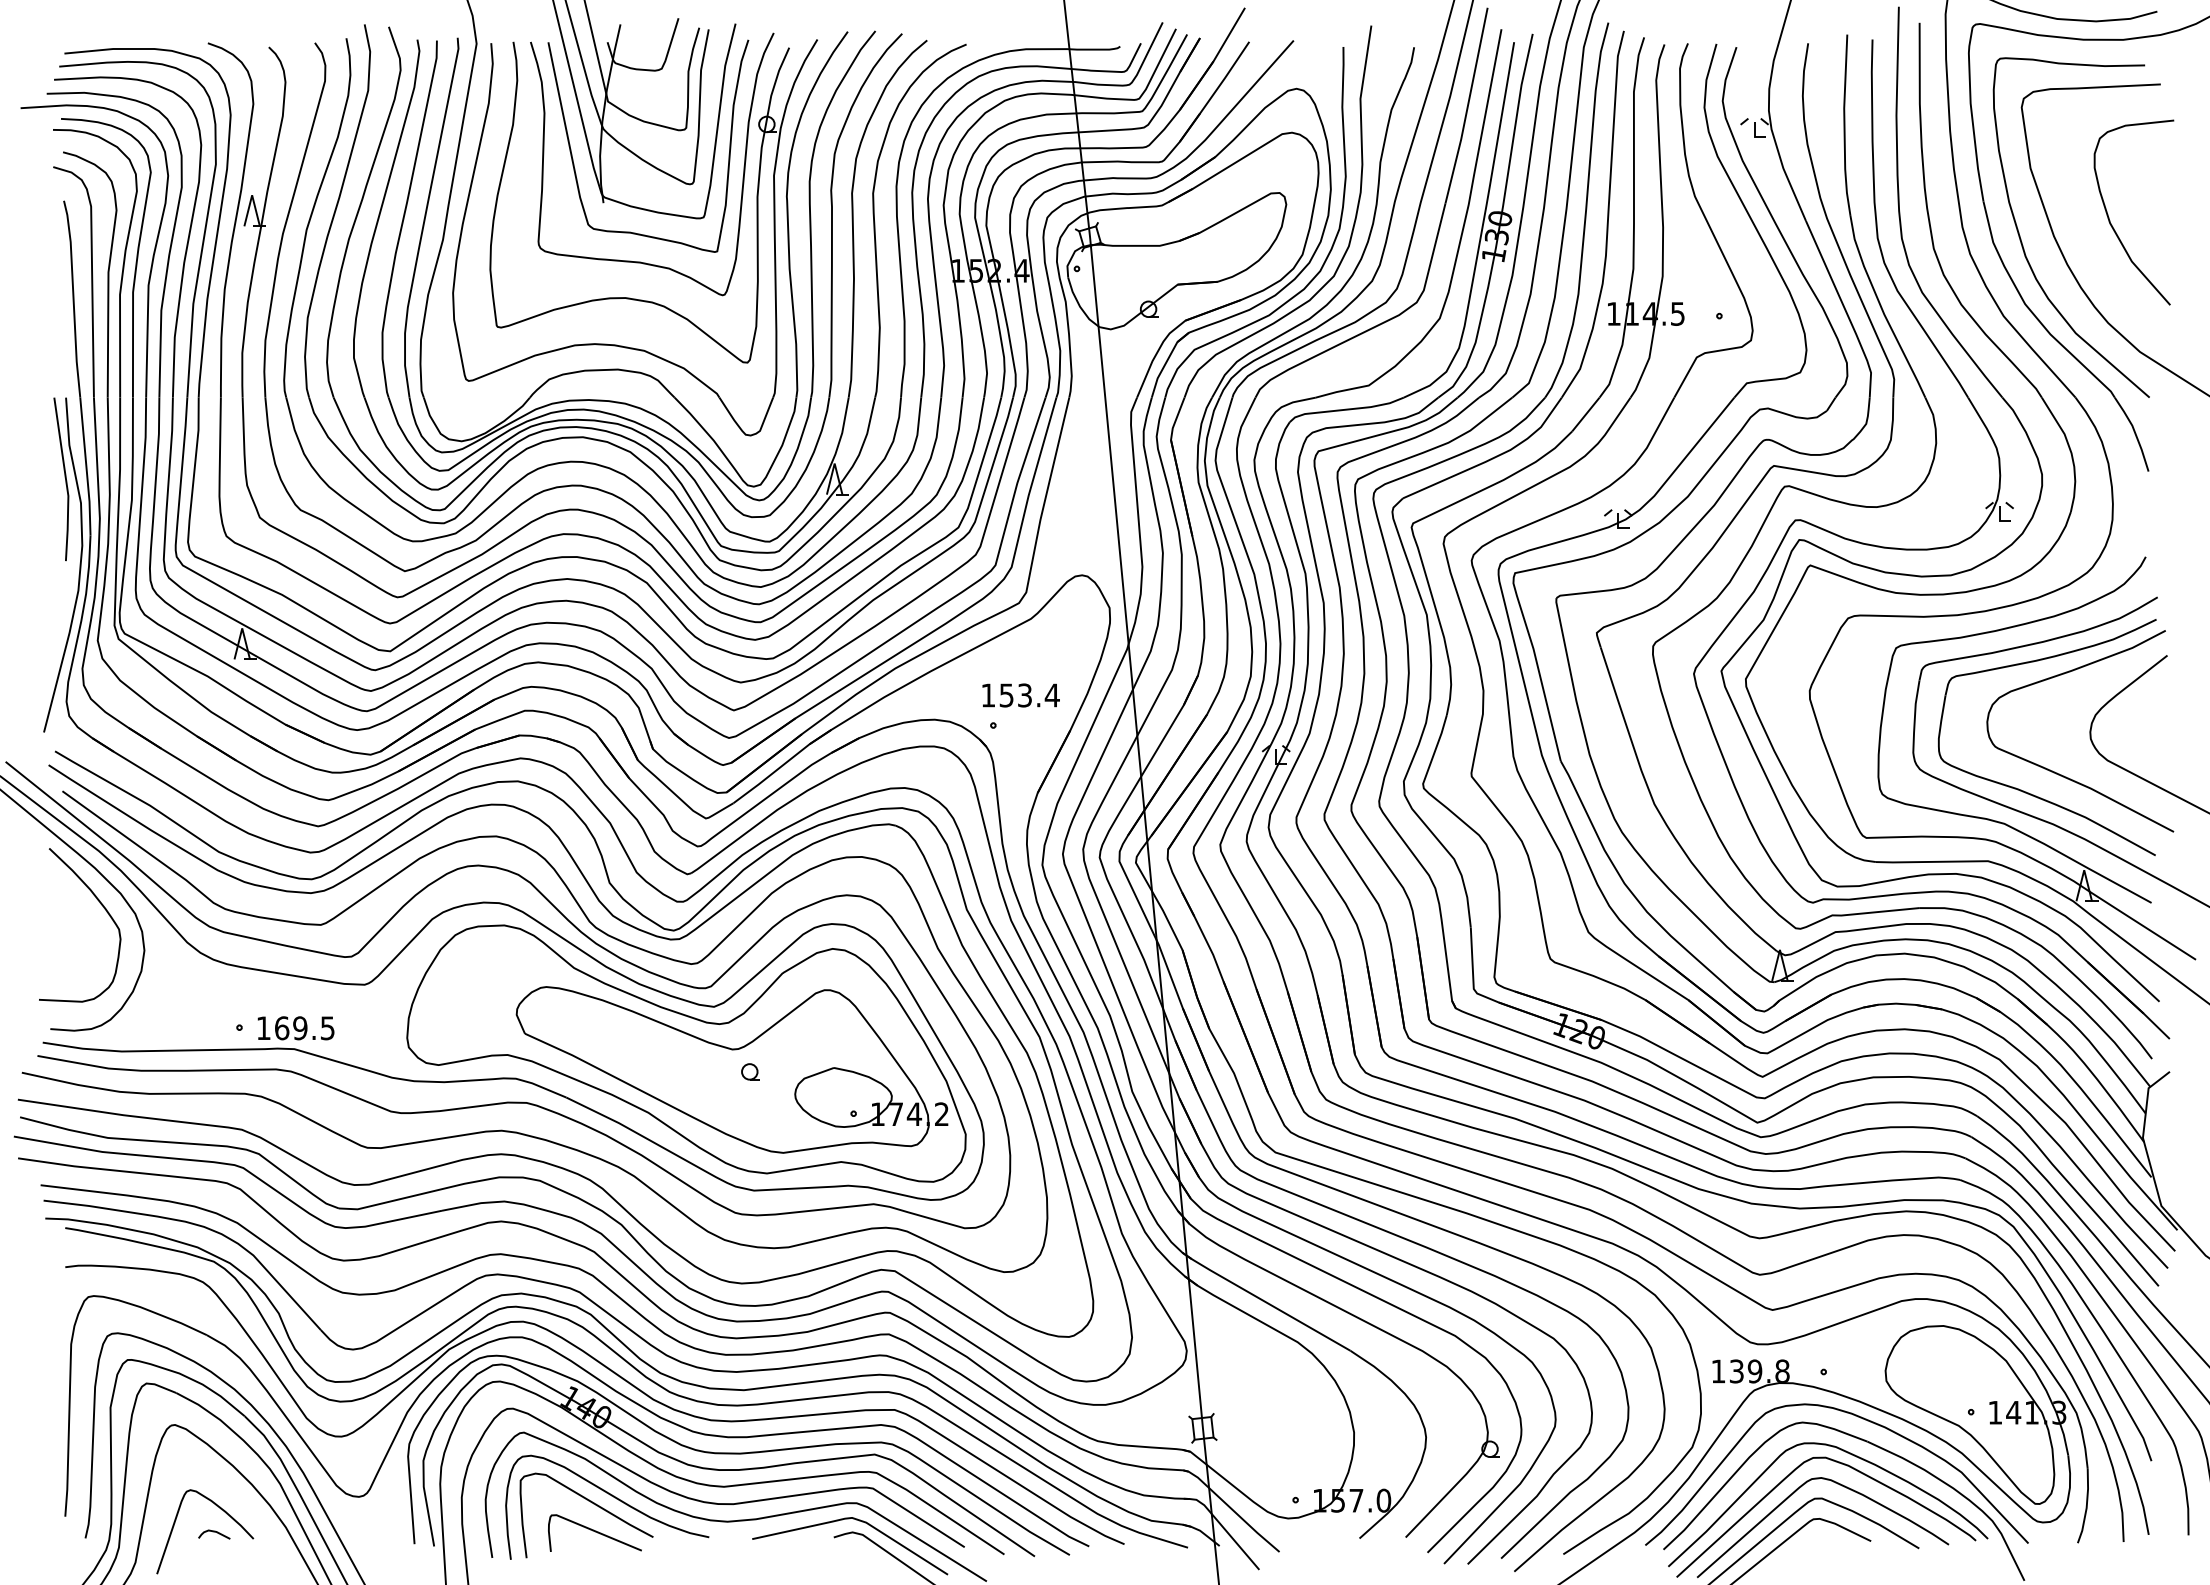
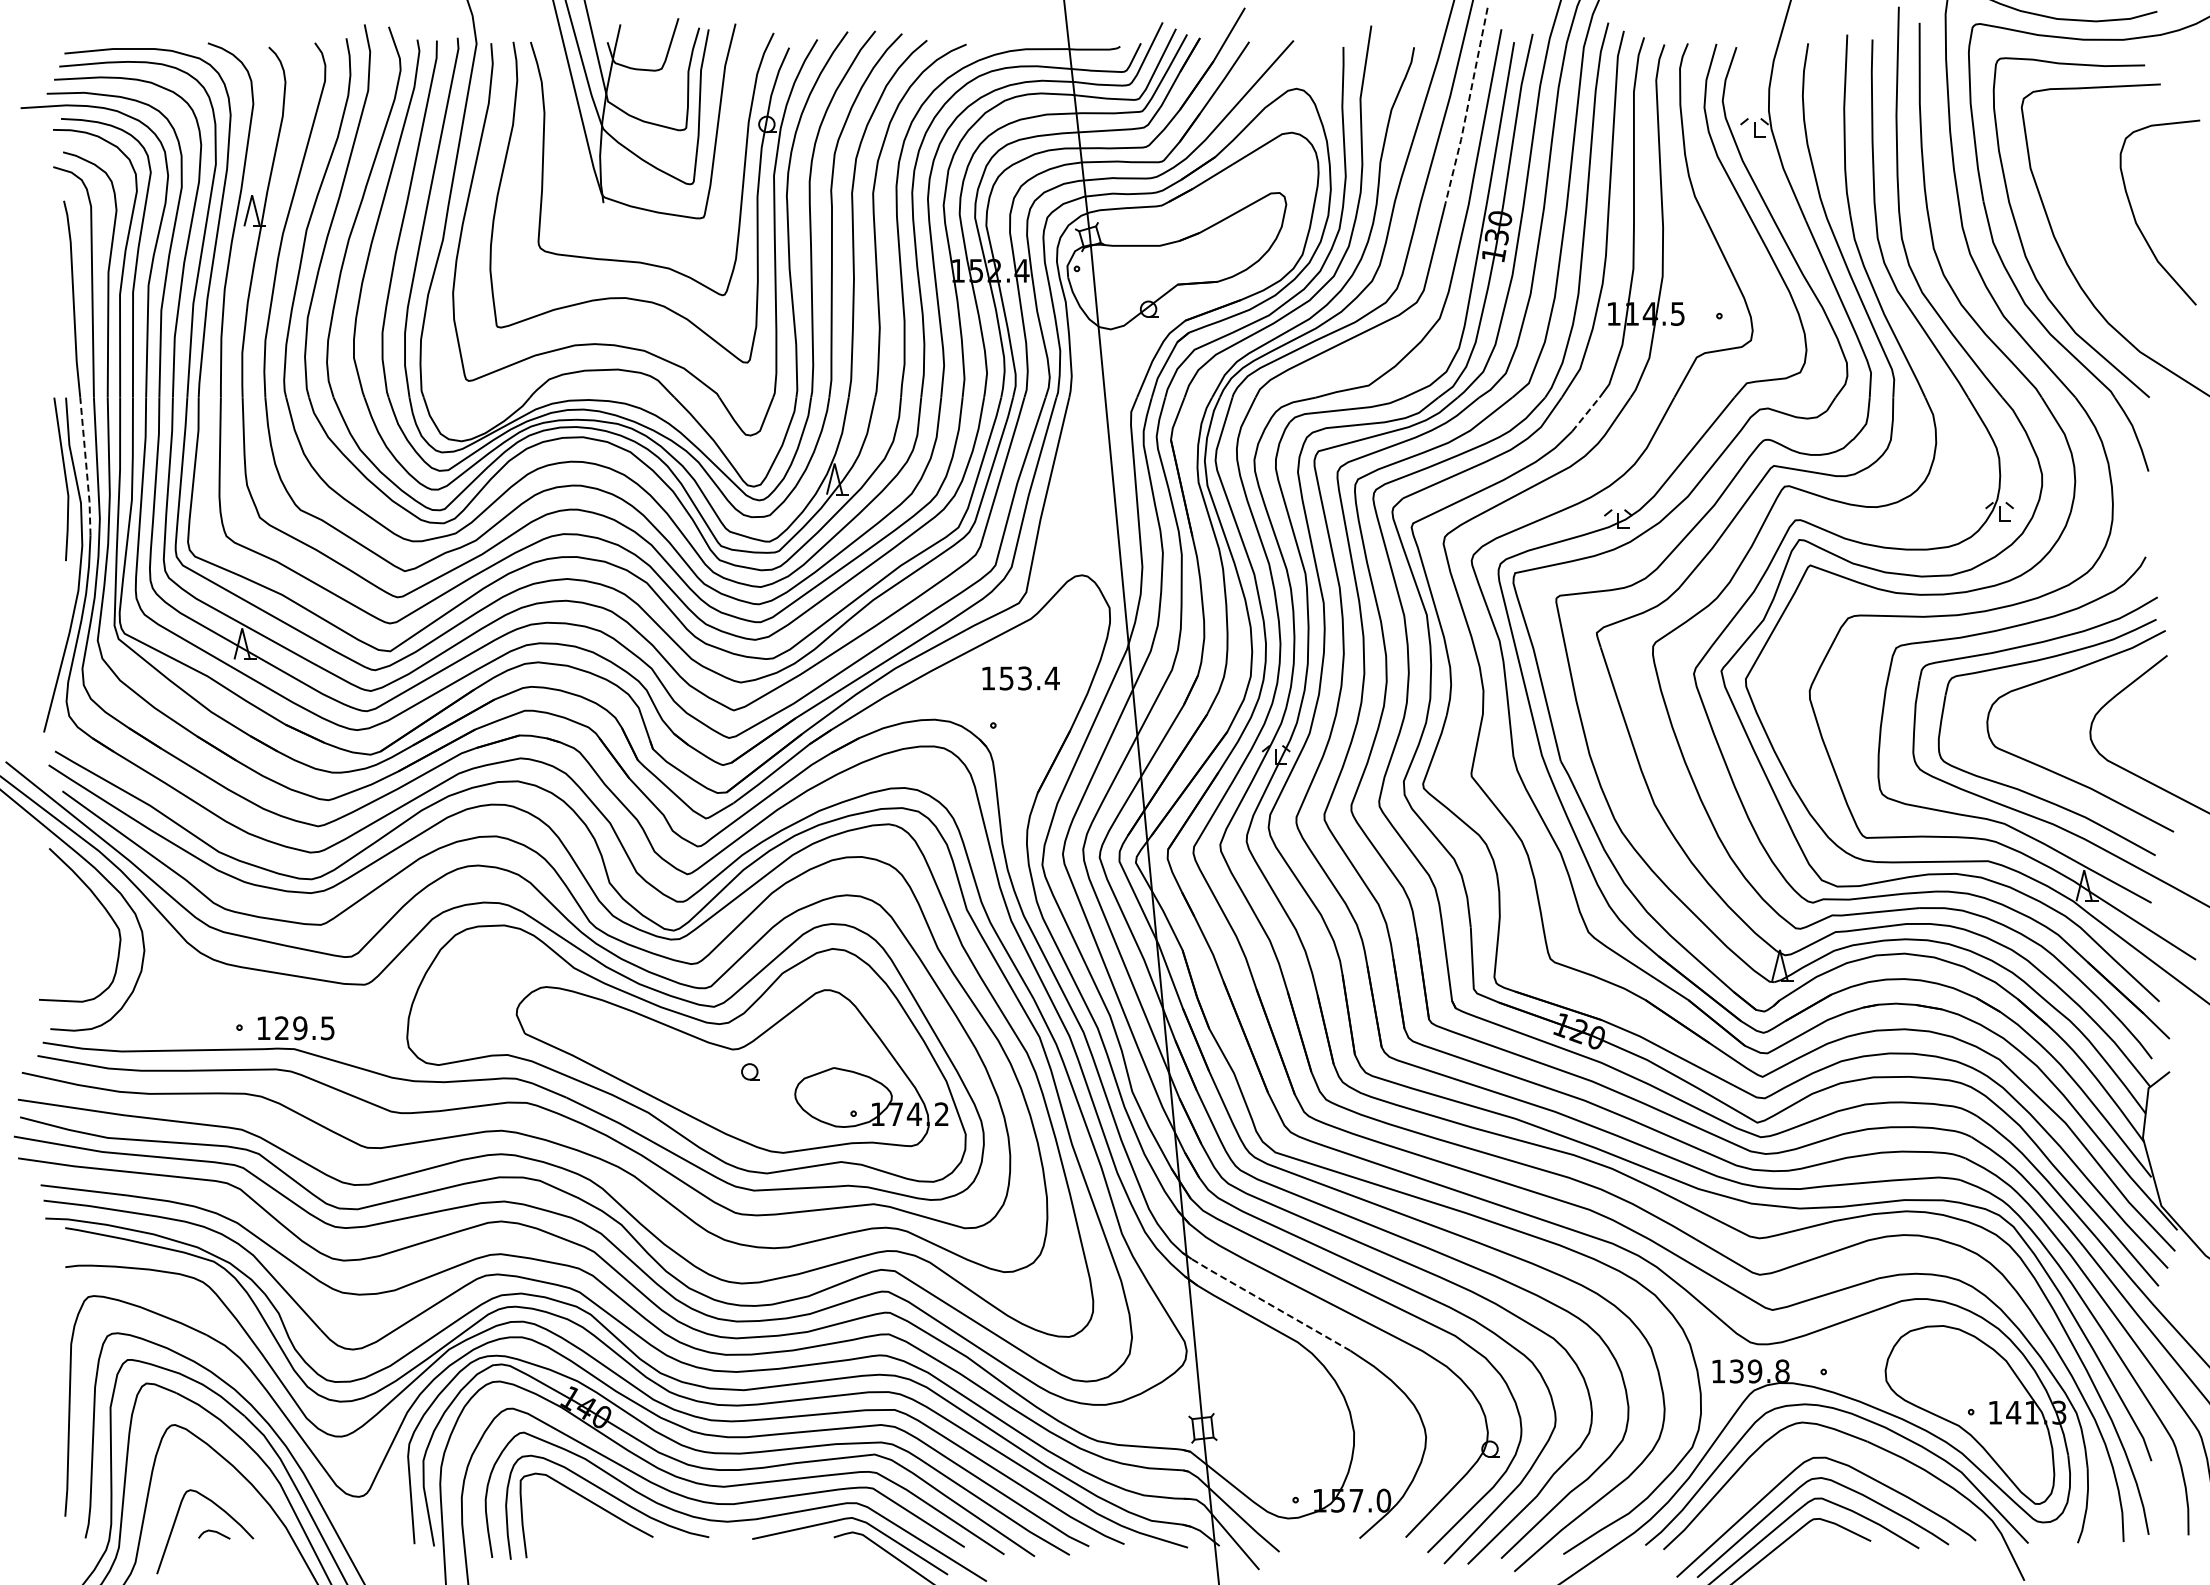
line: solid -> dashed (1467, 106)
curve: present -> none (573, 158)
curve position: (2110, 220) -> (2136, 220) (2136, 220)
line: solid -> dashed (1585, 414)
line: solid -> dashed (86, 467)
text position: (1020, 695) -> (1020, 678) (1020, 678)
text: 169.5 -> 129.5 (282, 1028)
line: solid -> dashed (1264, 1301)
curve: present -> none (1851, 1455)
curve: present -> none (594, 1531)
